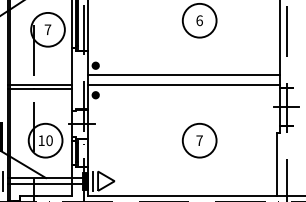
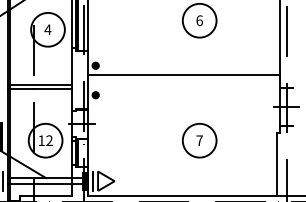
text: 7 -> 4 (47, 29)
line: present -> none (184, 84)
text: 10 -> 12 (49, 140)
